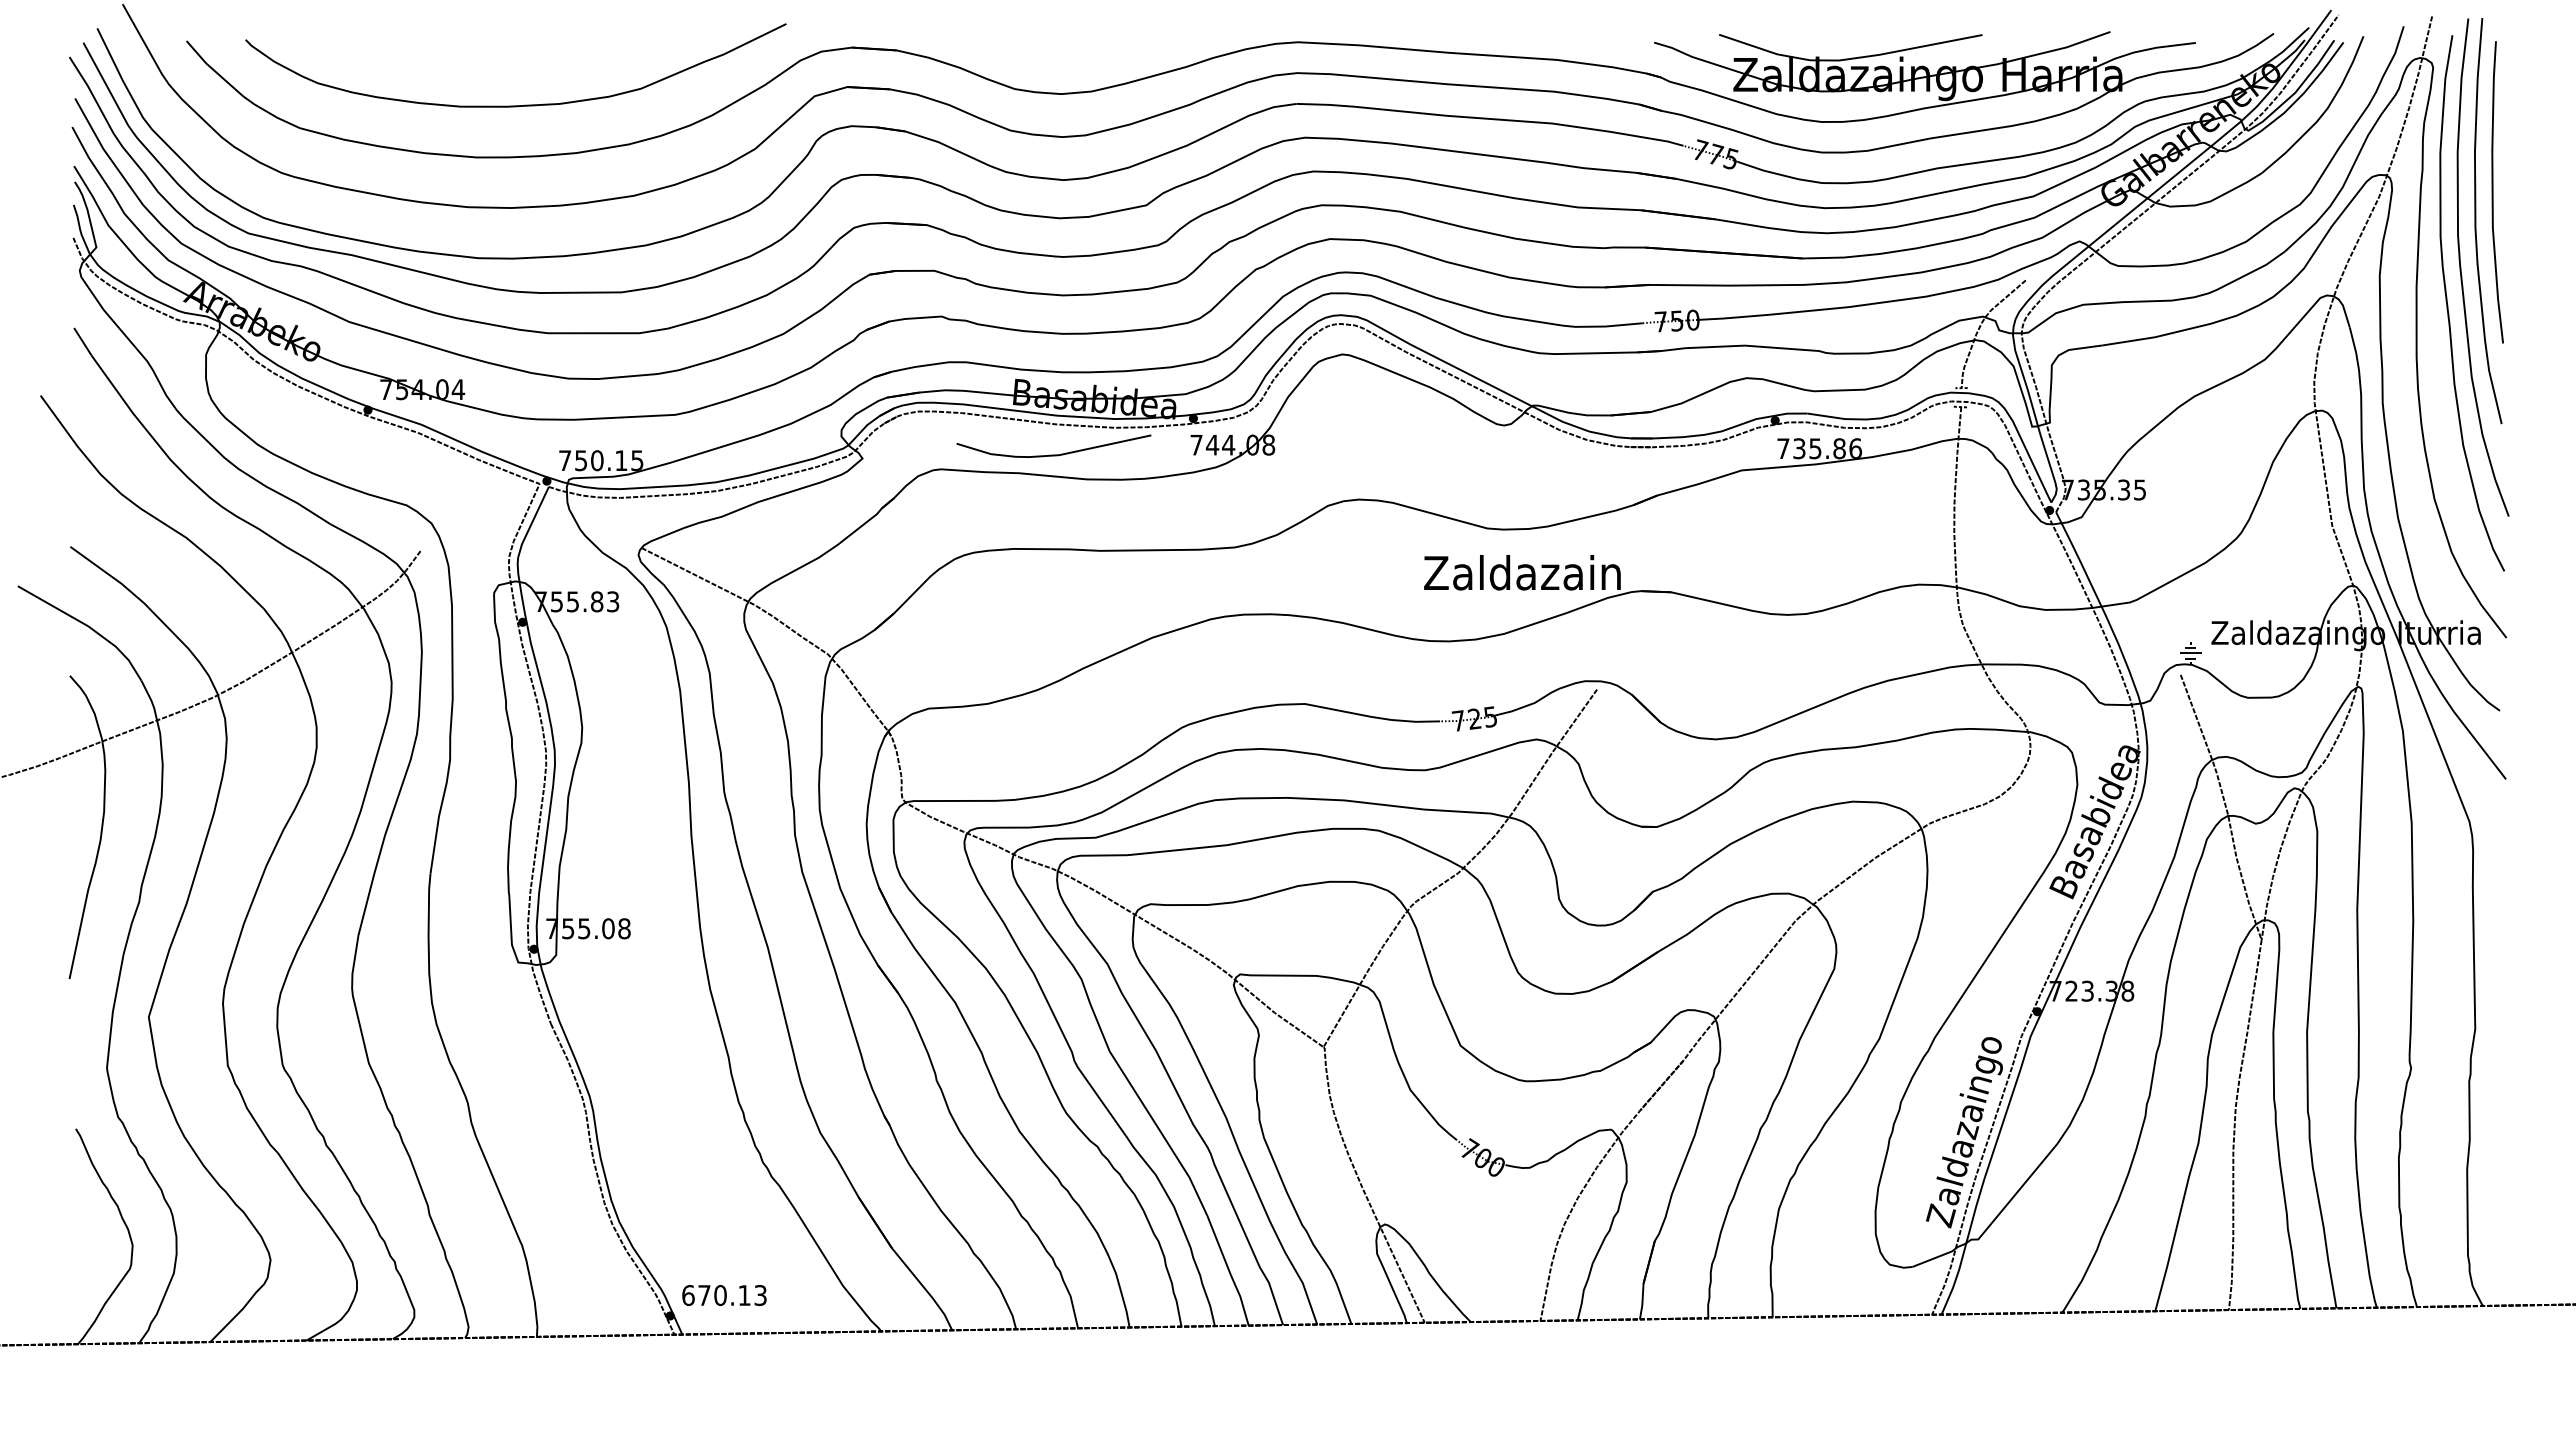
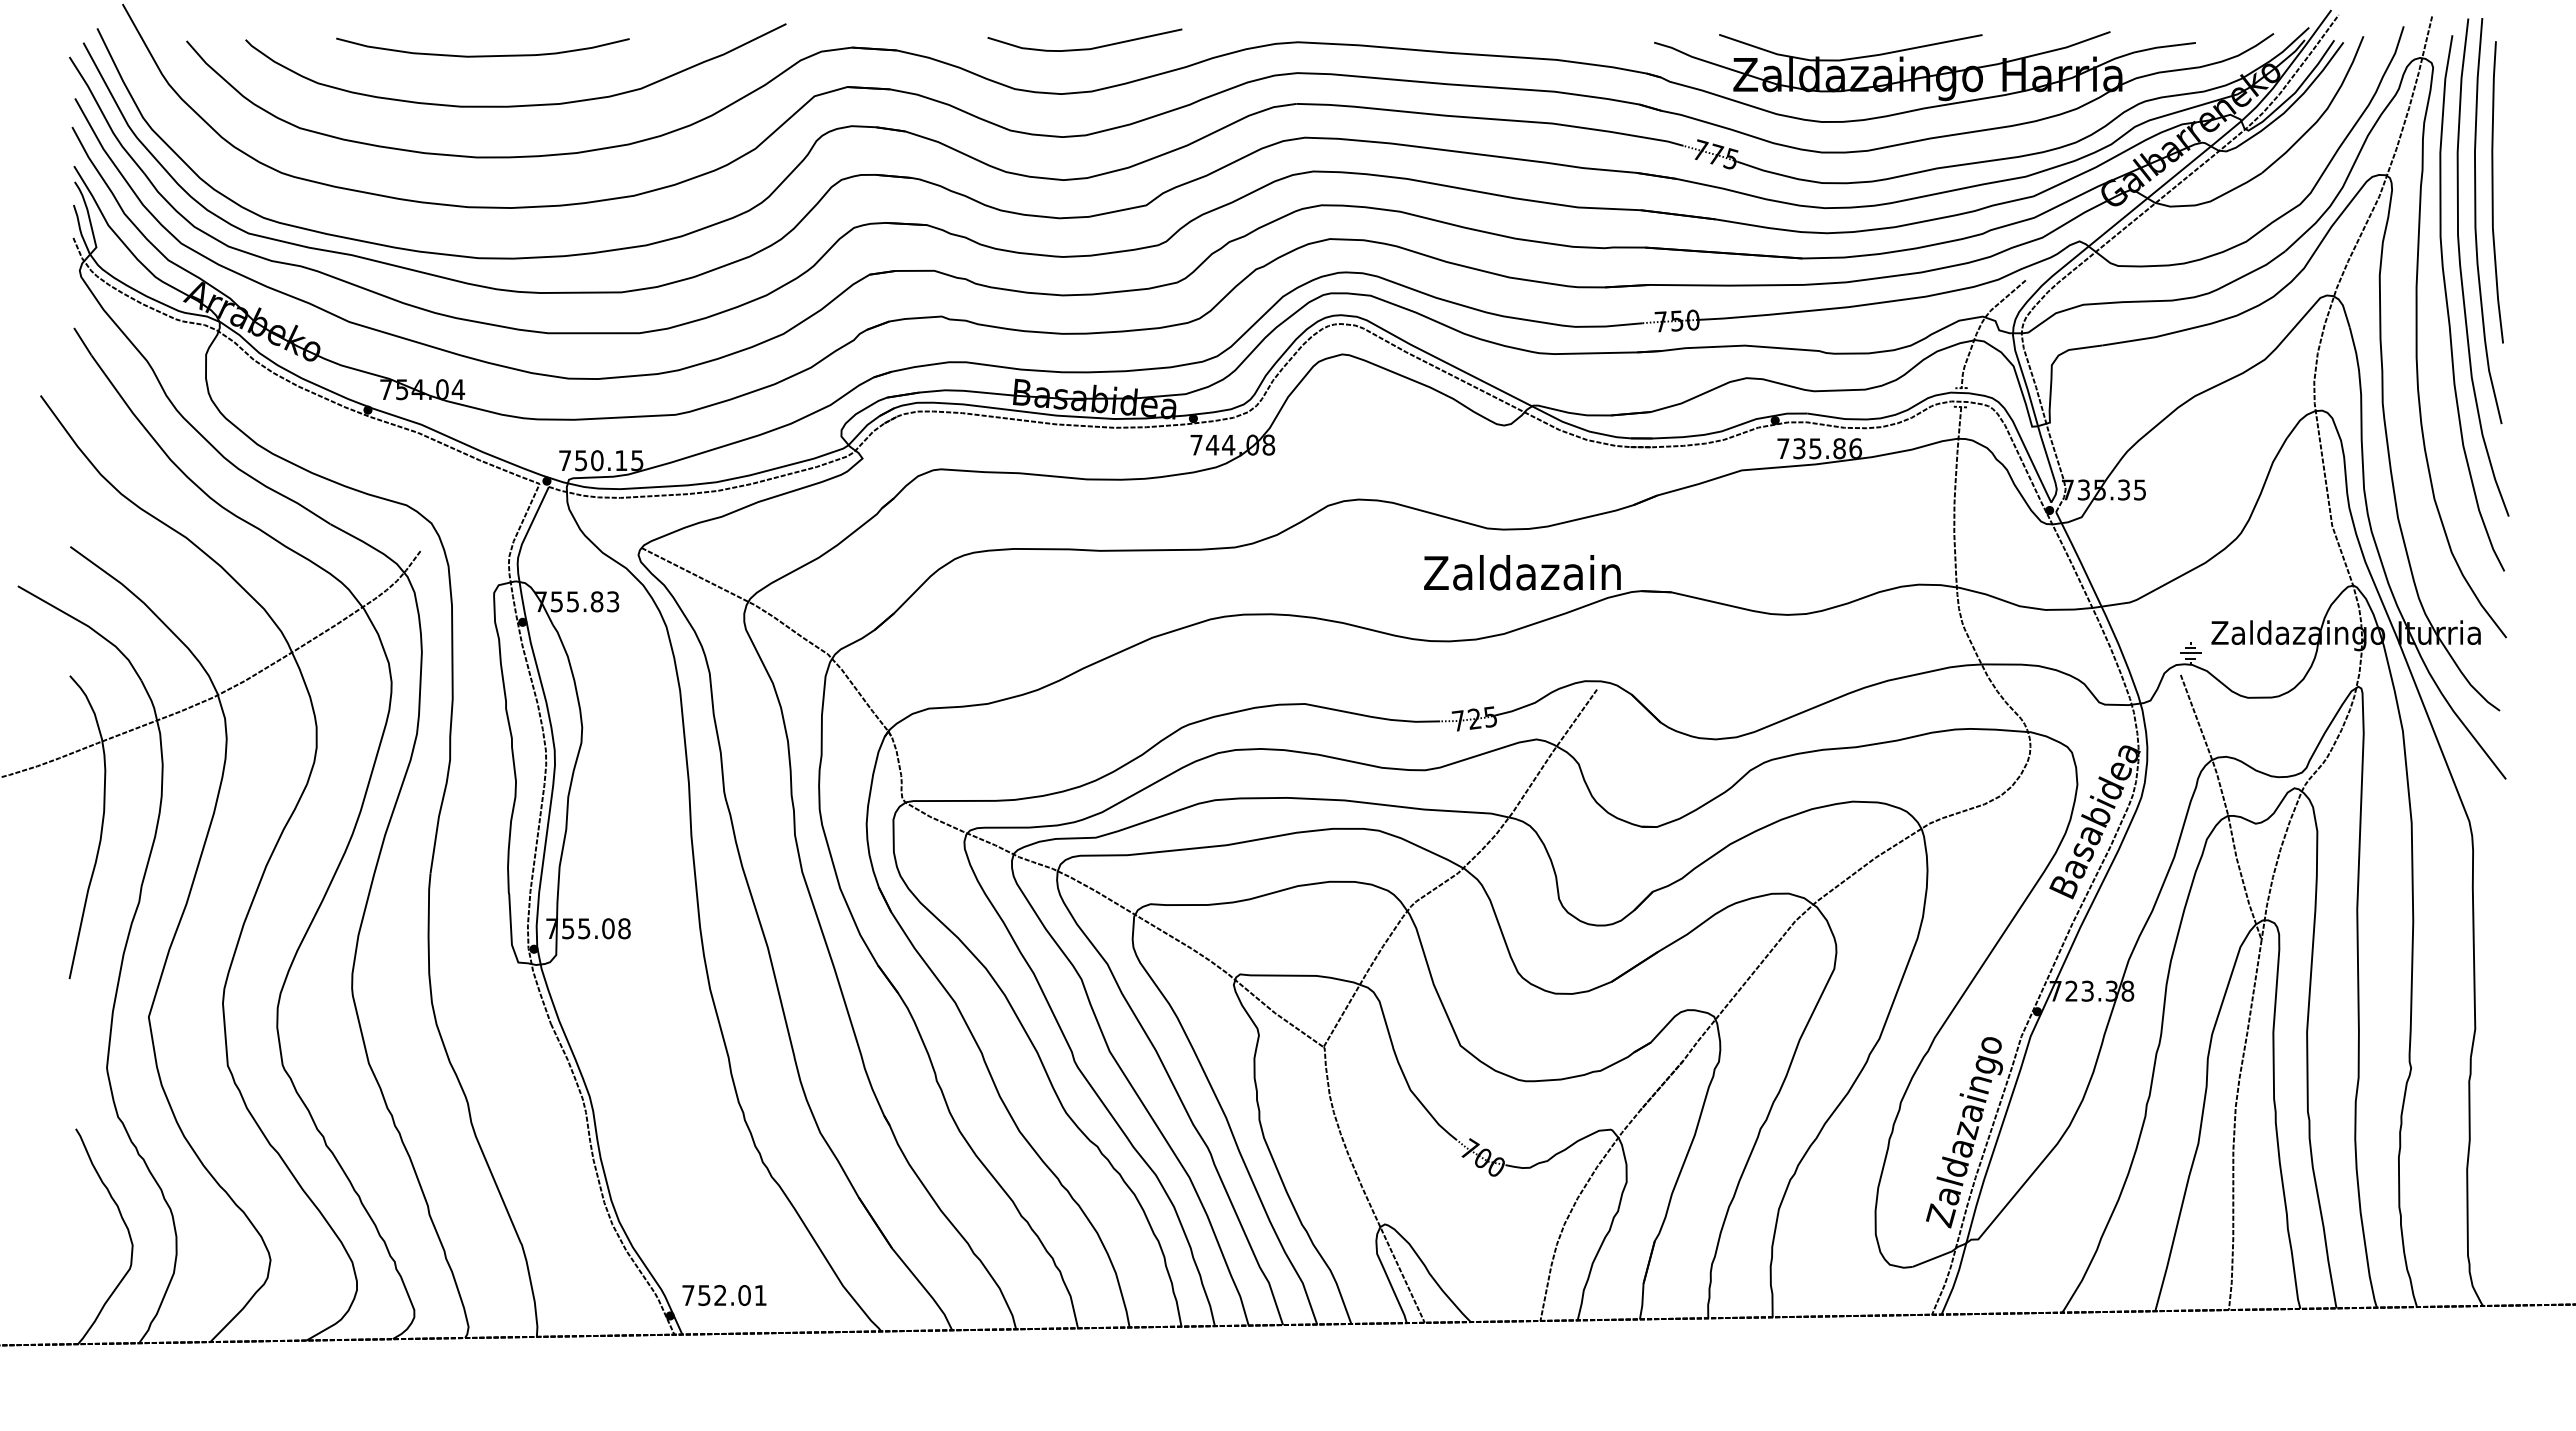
curve: none -> present (482, 55)
curve position: (1053, 454) -> (1084, 48) (1084, 48)
text: 670.13 -> 752.01 (724, 1295)
